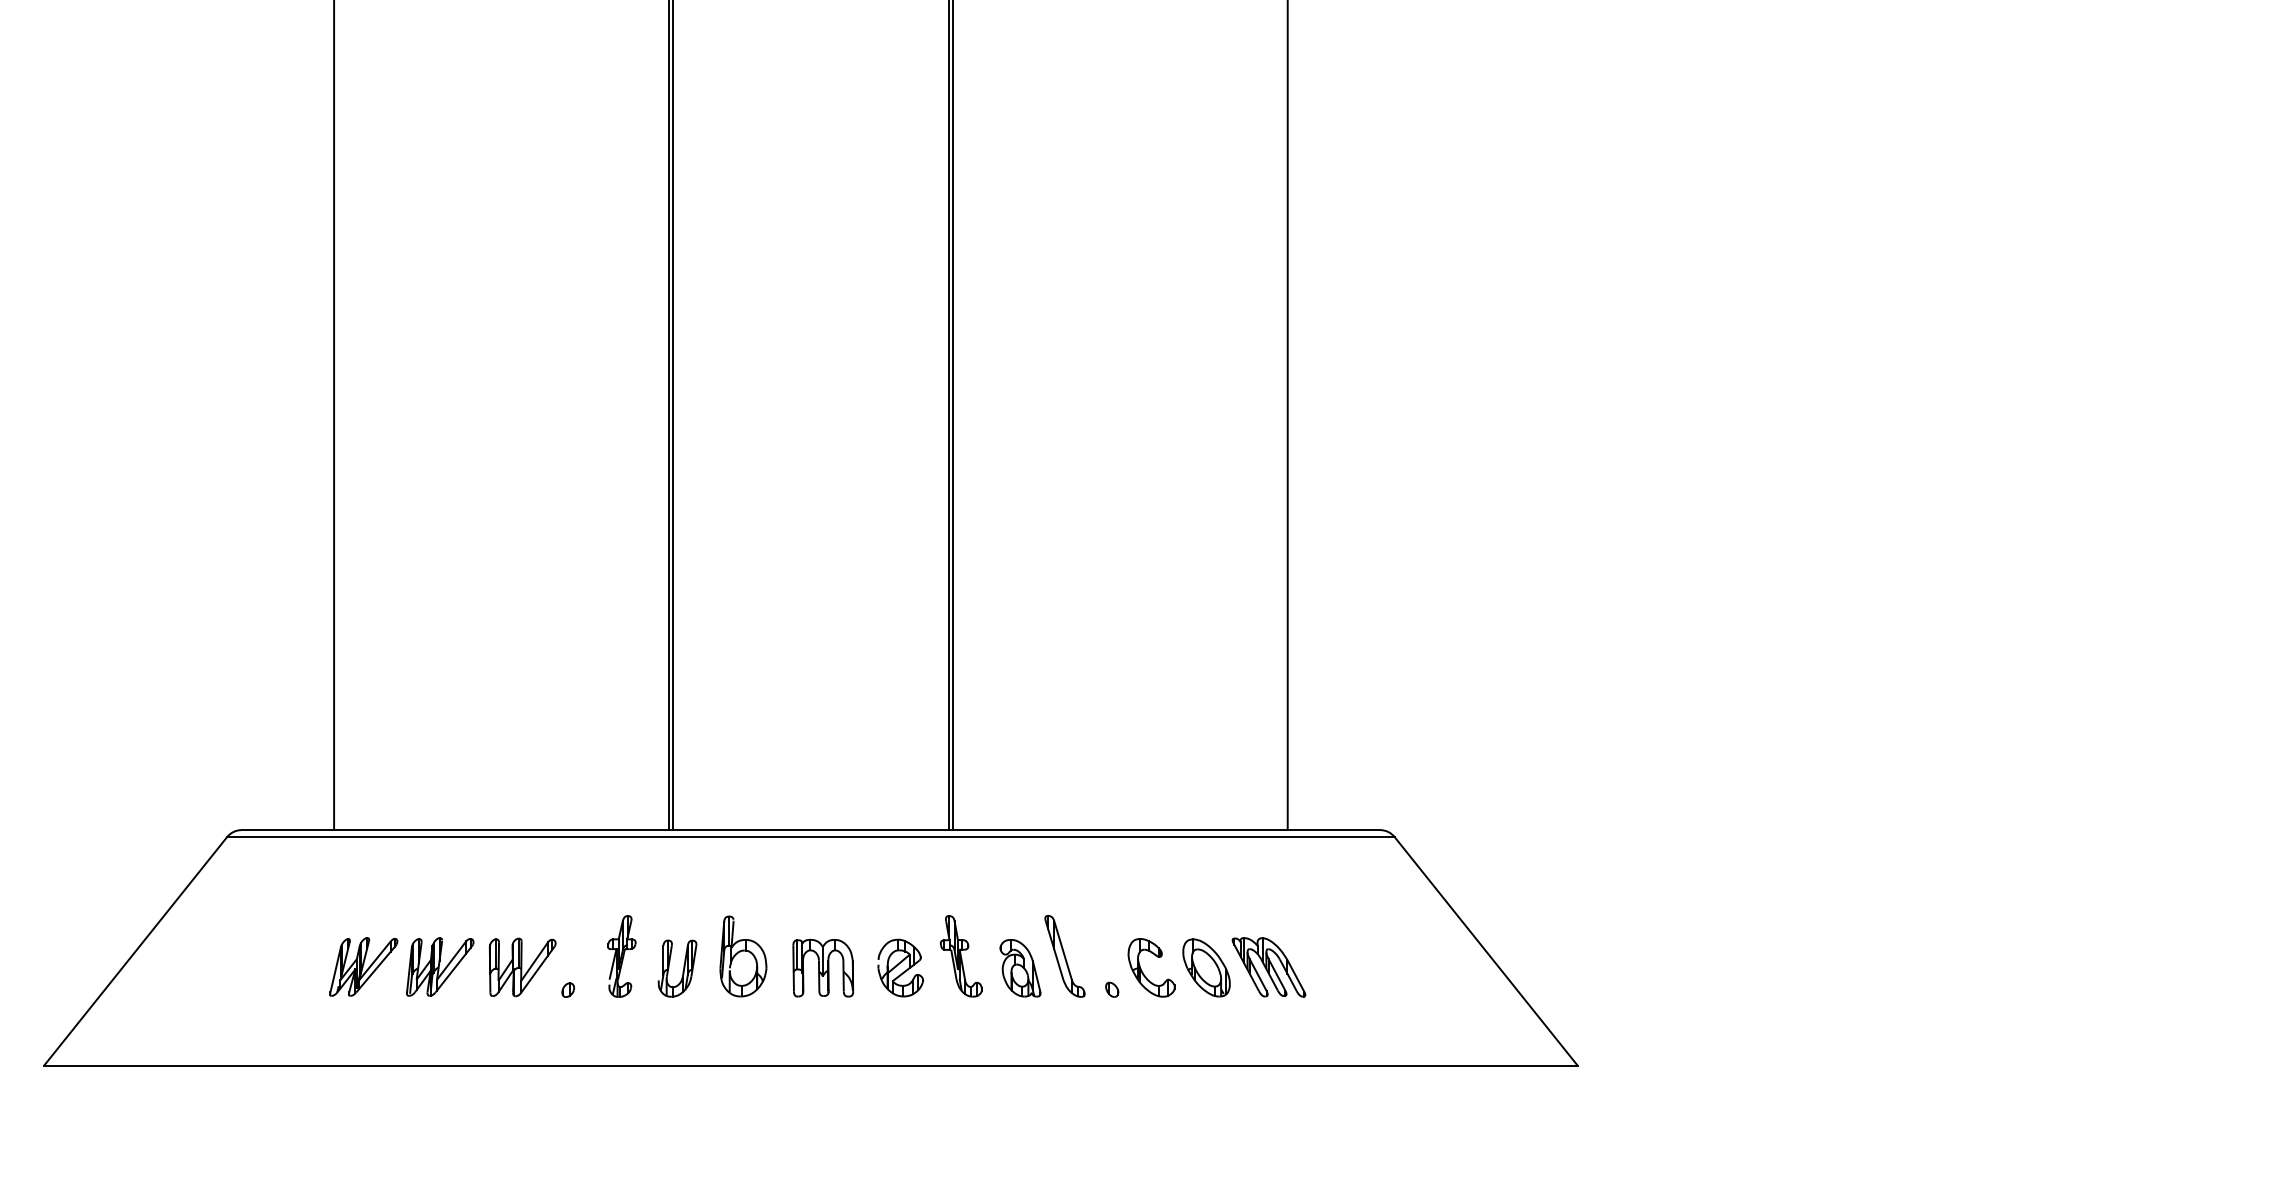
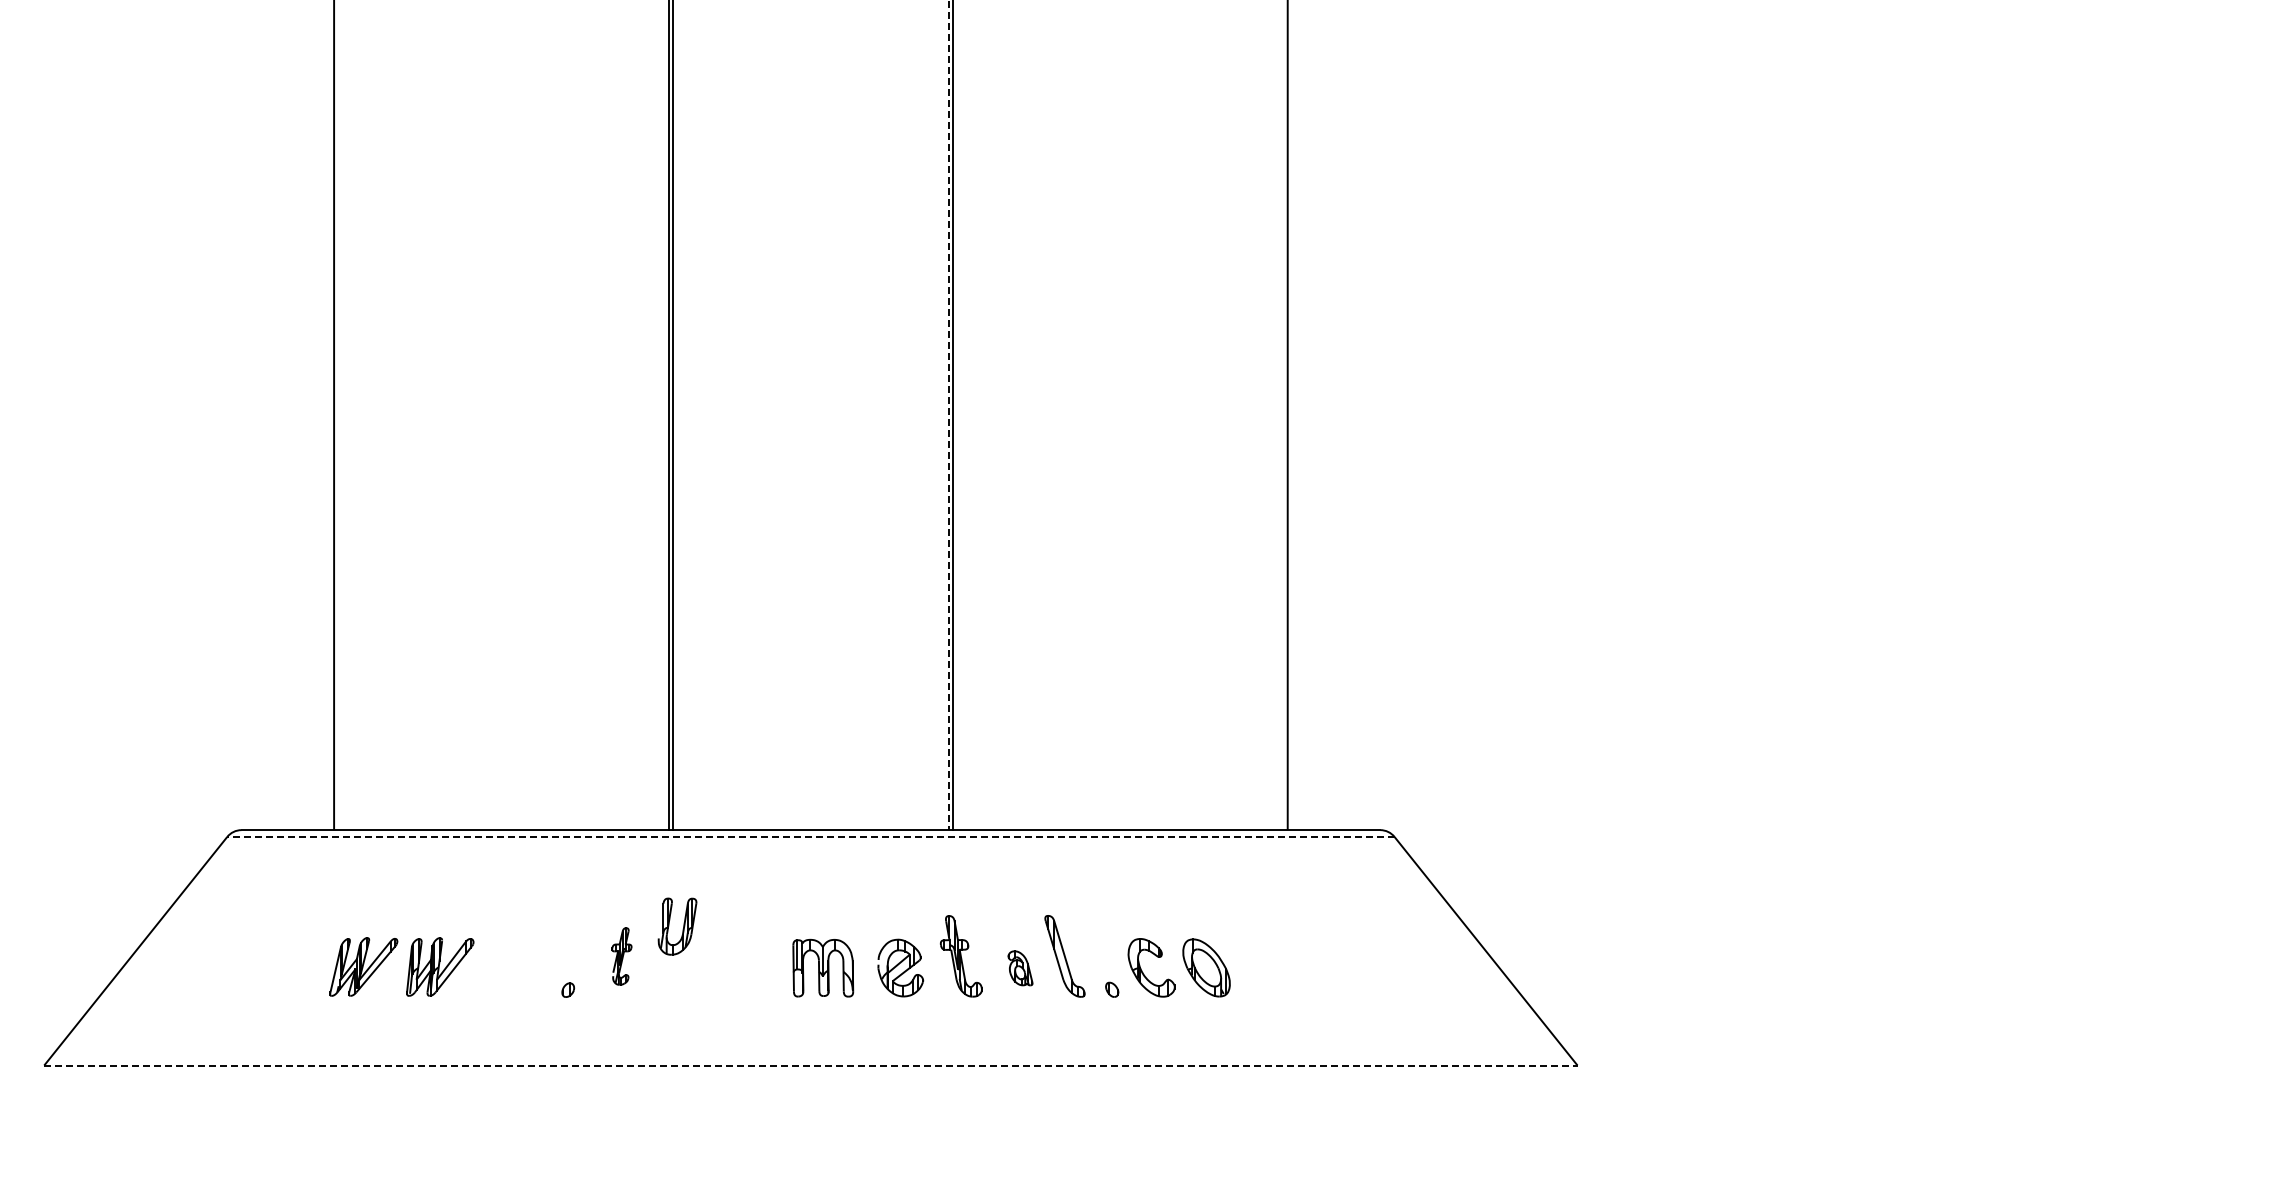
line: solid -> dashed (948, 415)
line: solid -> dashed (810, 836)
part size: 30x83 px -> 22x59 px (621, 956)
part: present -> none (743, 956)
part: present -> none (522, 967)
part: present -> none (1268, 967)
part position: (677, 968) -> (677, 926) (677, 926)
part size: 43x59 px -> 27x37 px (1020, 968)
line: solid -> dashed (810, 1065)
